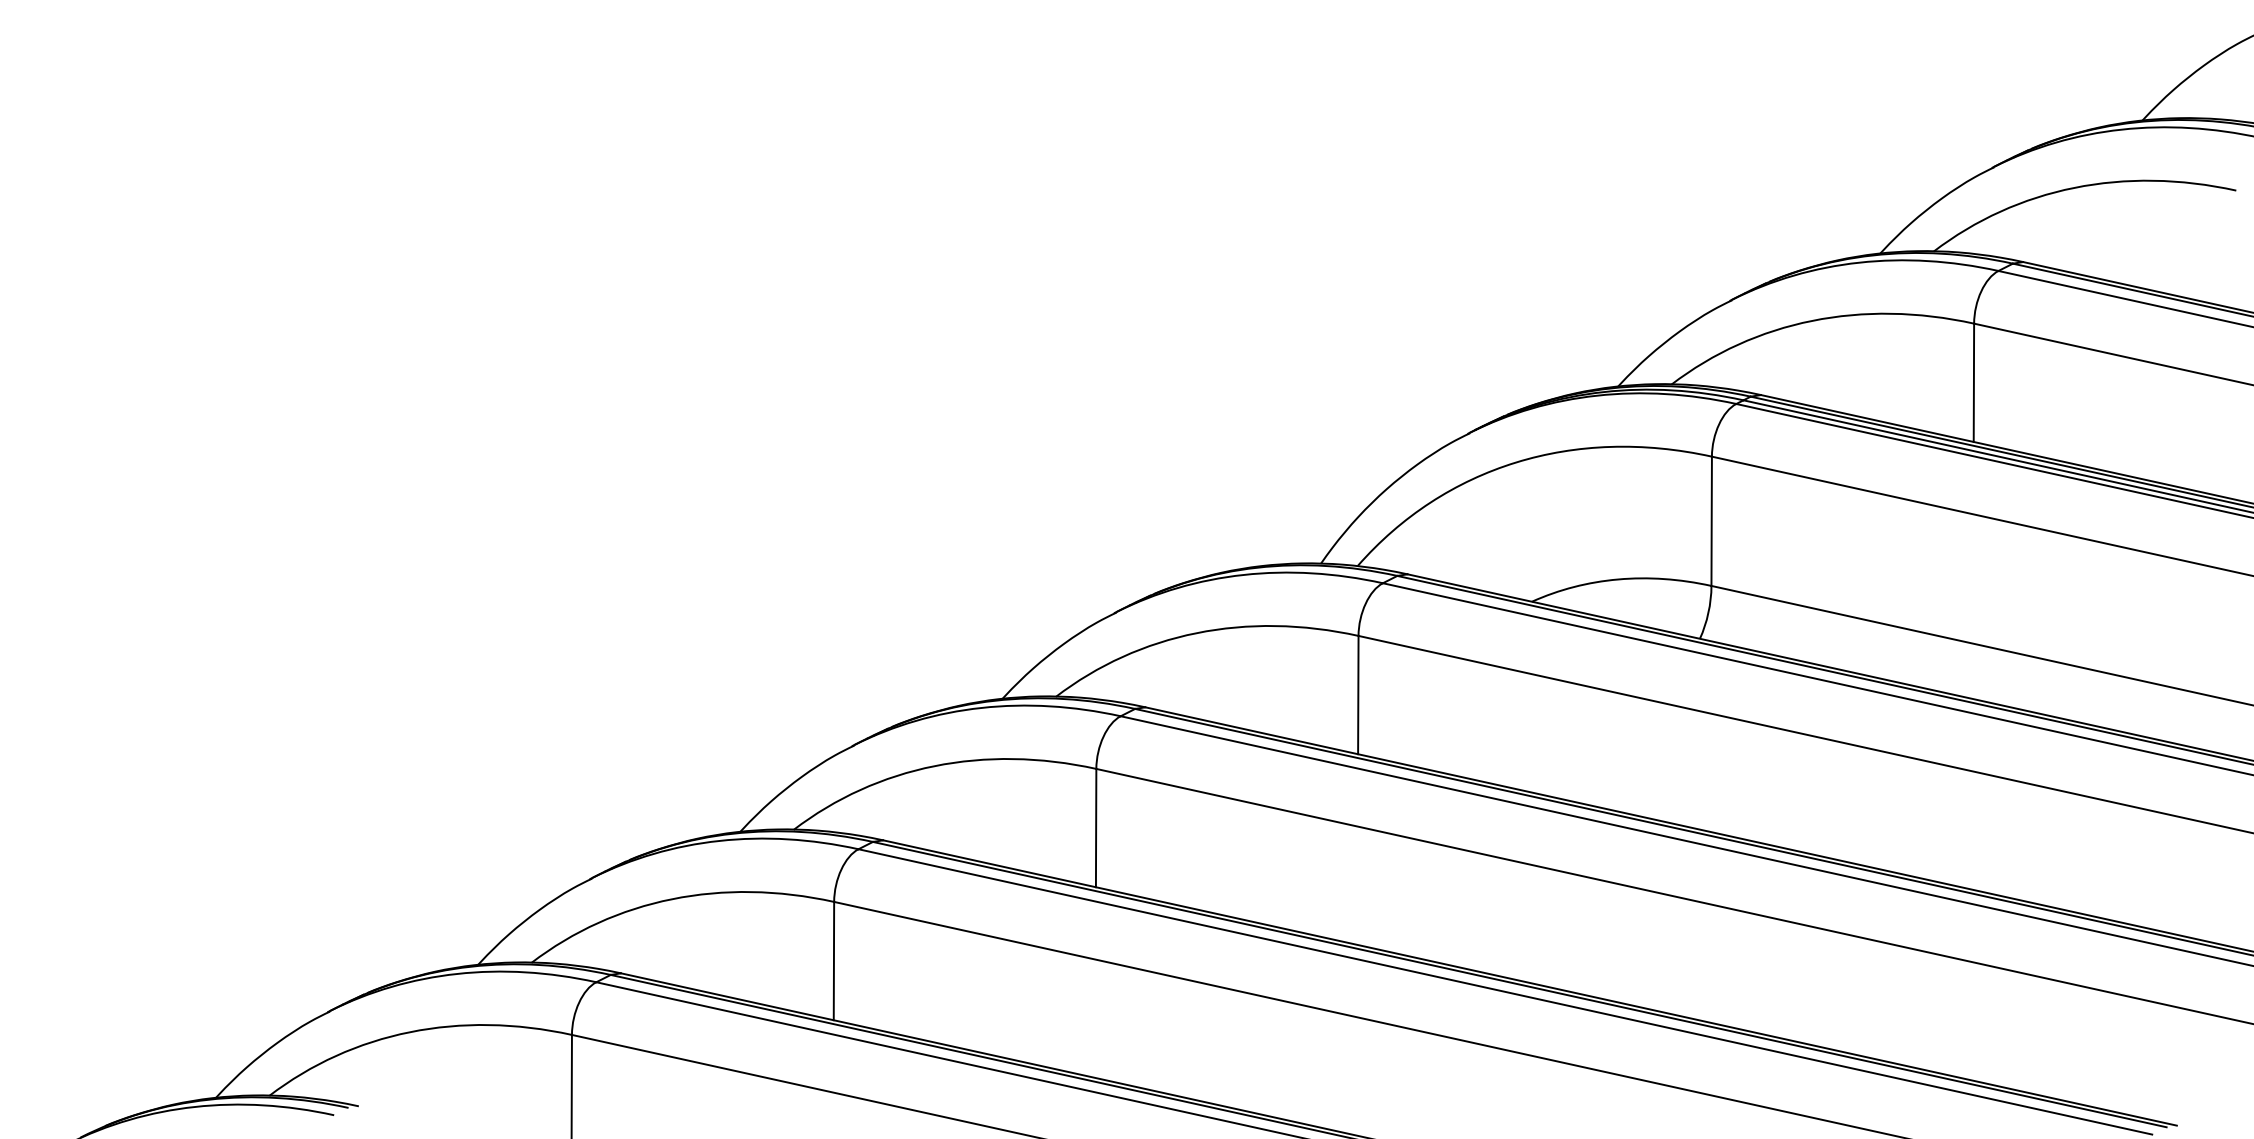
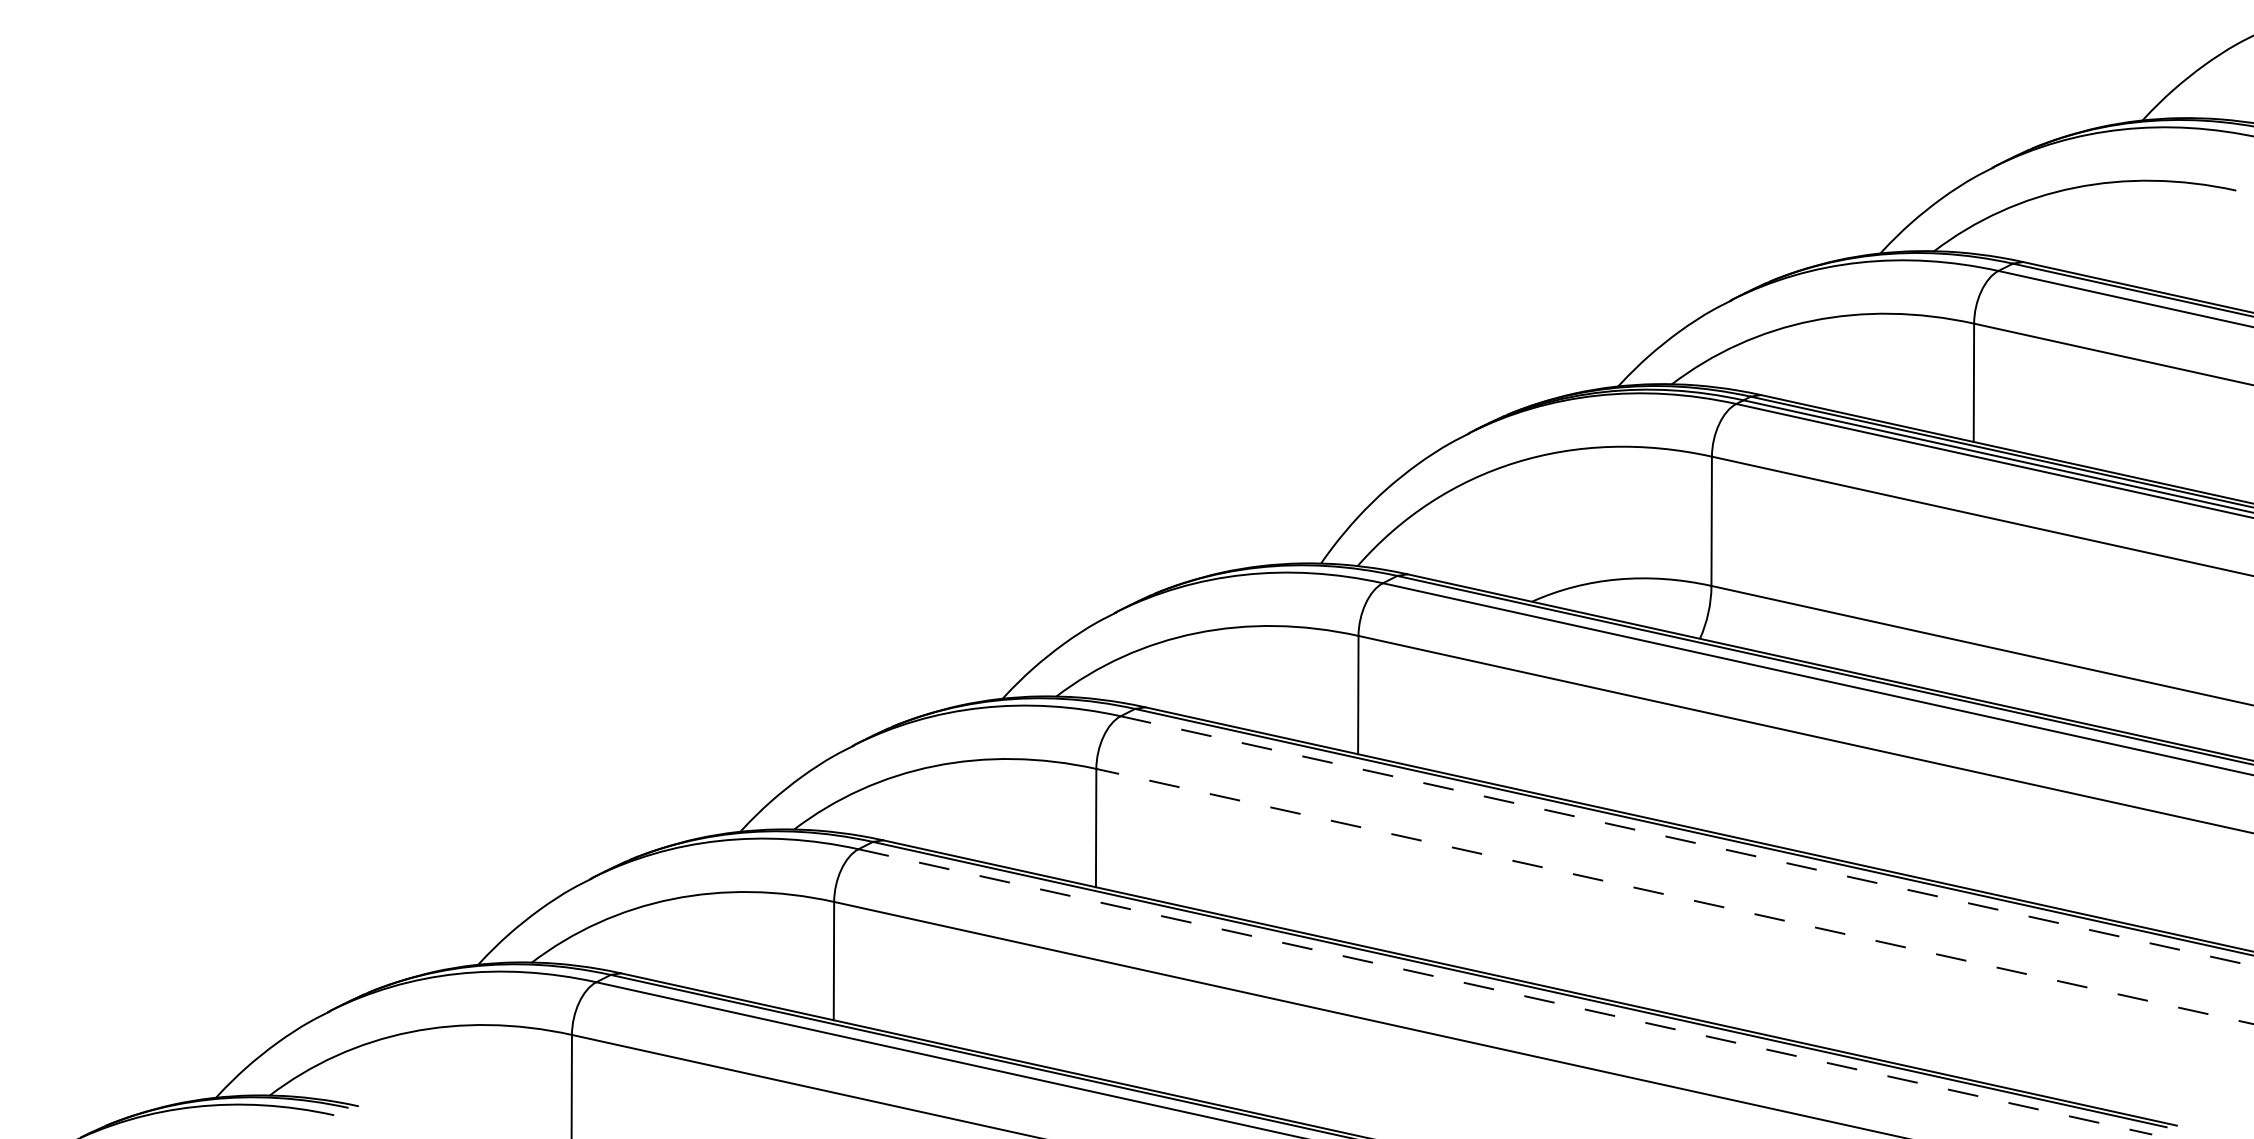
line: solid -> dashed (1687, 841)
line: solid -> dashed (1674, 896)
line: solid -> dashed (1505, 992)
